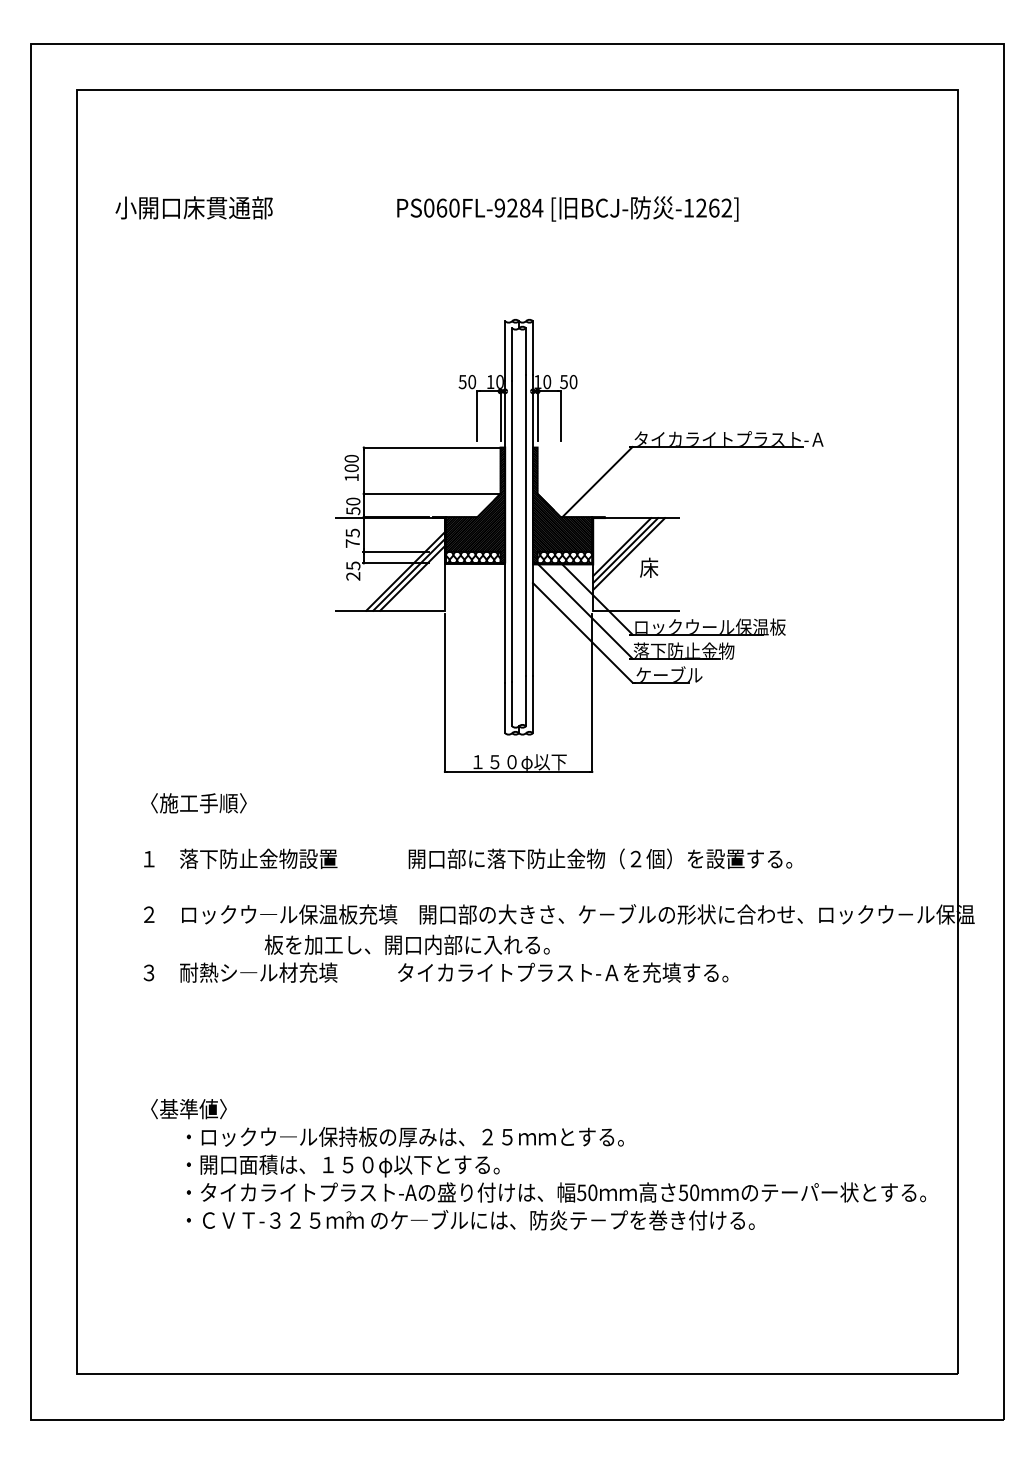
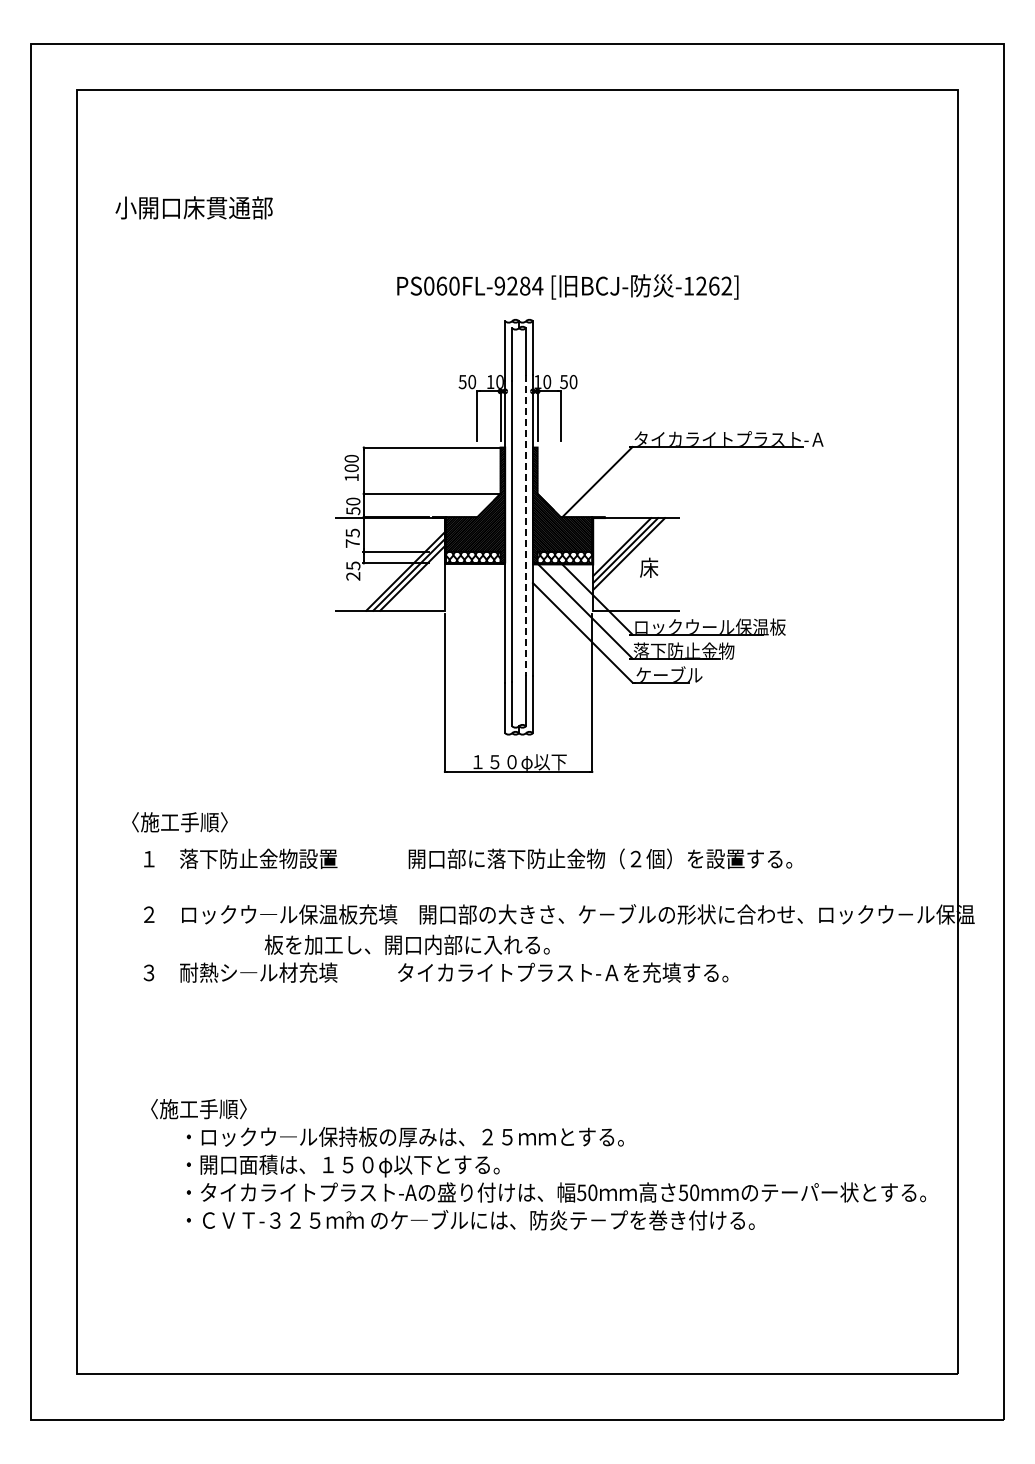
text position: (567, 208) -> (567, 286) (567, 286)
line: solid -> dashed (526, 525)
text position: (198, 803) -> (179, 822) (179, 822)
text: 〈基準値〉 -> 〈施工手順〉 (203, 1109)
